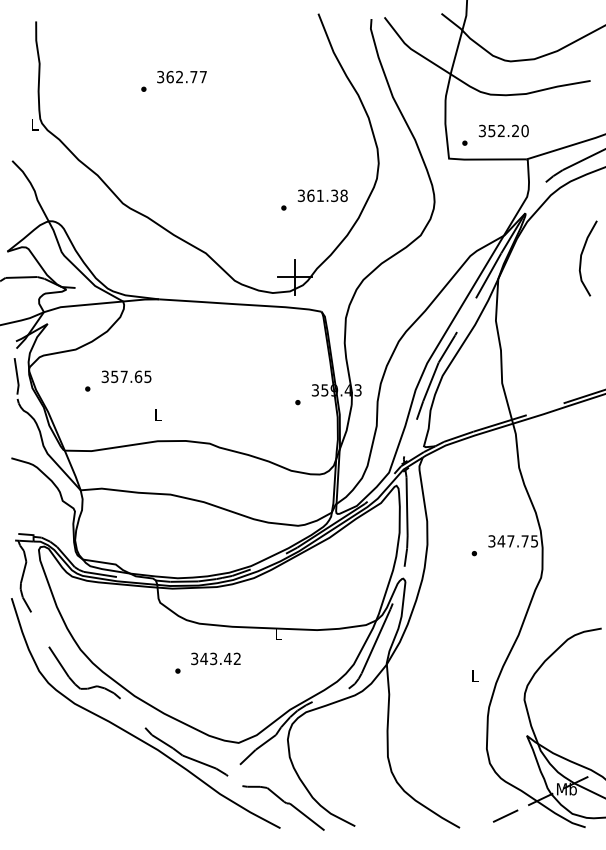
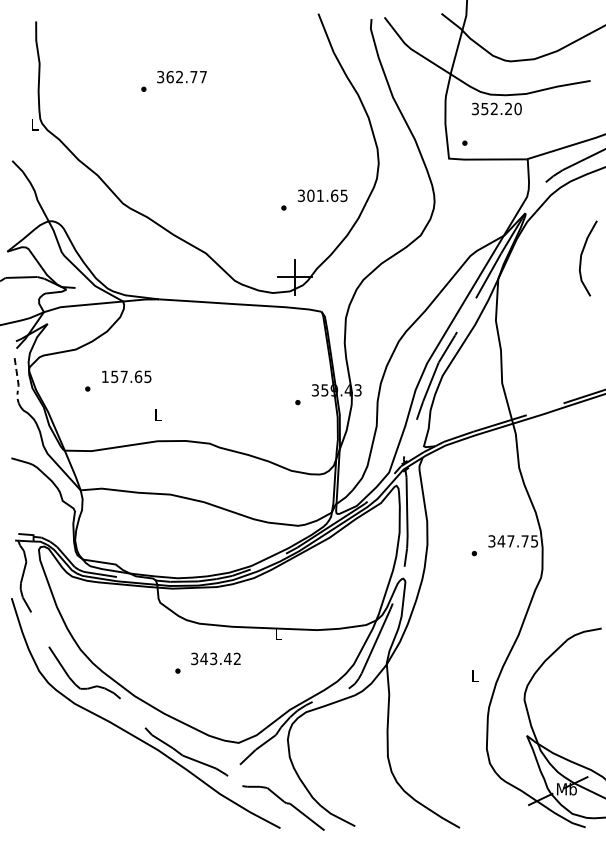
text position: (503, 130) -> (496, 108) (496, 108)
text: 361.38 -> 301.65 (327, 195)
text: 357.65 -> 157.65 (104, 376)
line: solid -> dashed (17, 377)
line: present -> none (505, 815)
